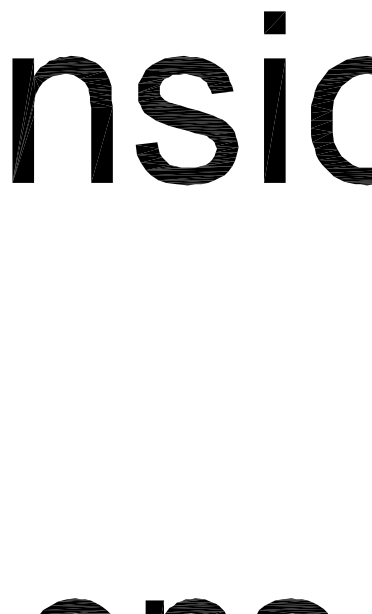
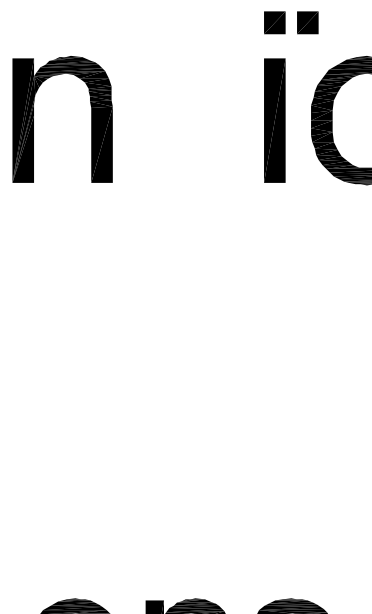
part: none -> present (307, 22)
part: present -> none (186, 120)
